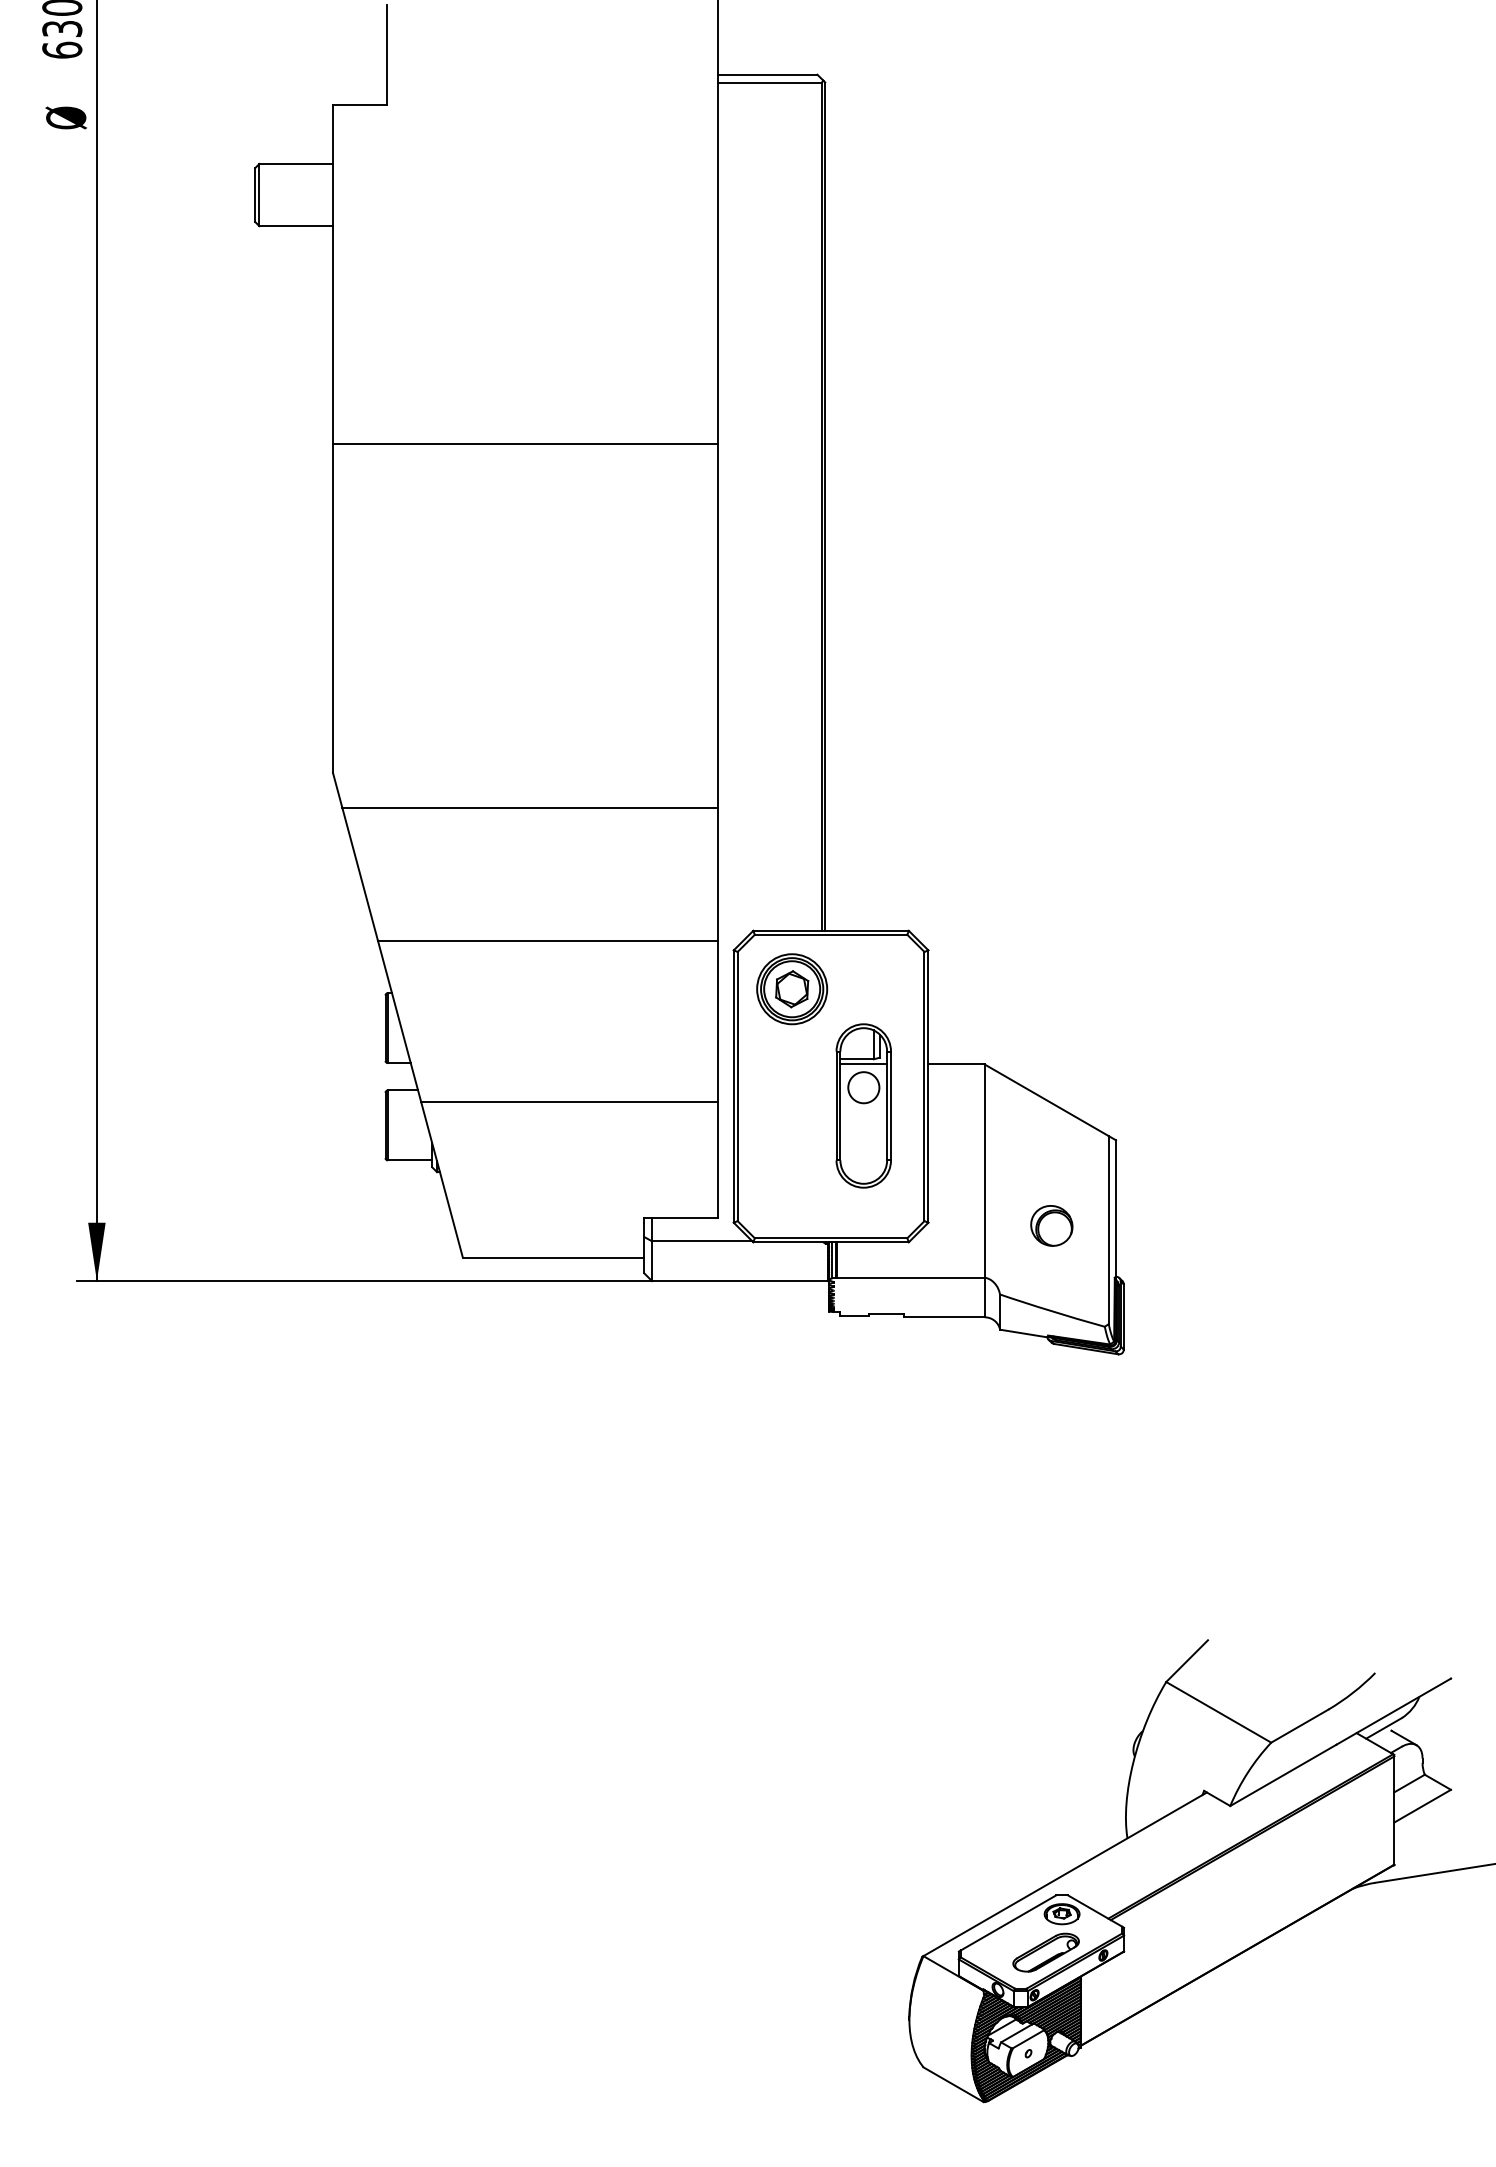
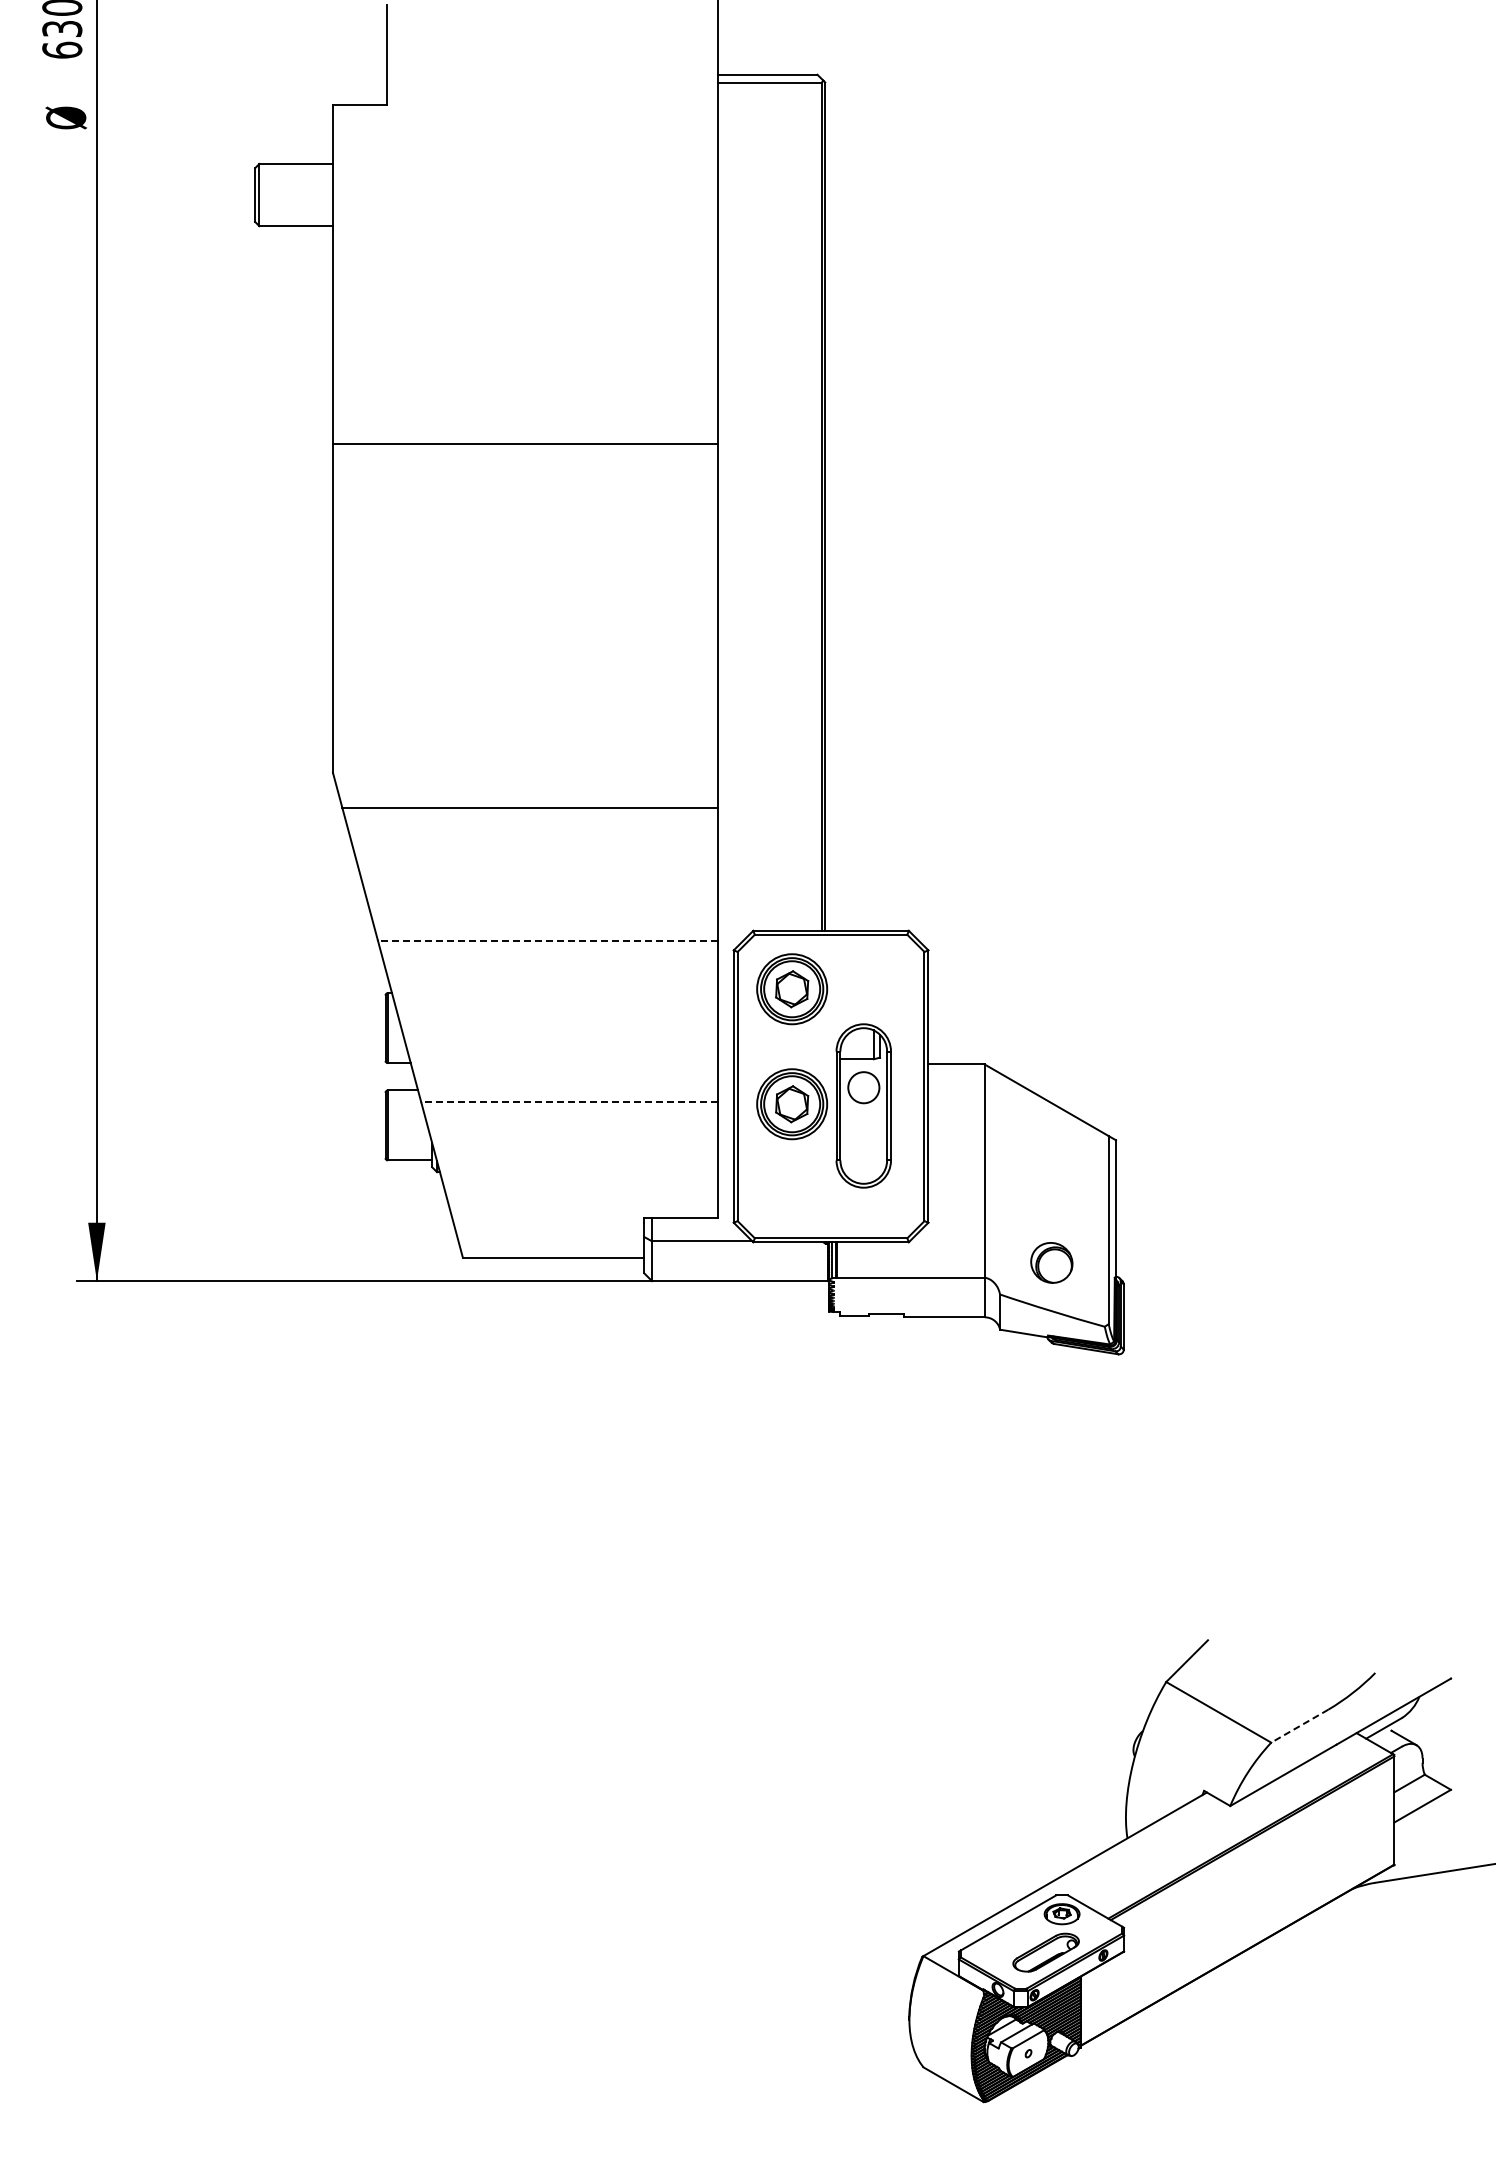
line: solid -> dashed (547, 940)
line: present -> none (863, 1064)
line: solid -> dashed (569, 1102)
part: none -> present (792, 1104)
part position: (1051, 1225) -> (1051, 1262) (1051, 1262)
line: solid -> dashed (1299, 1726)
